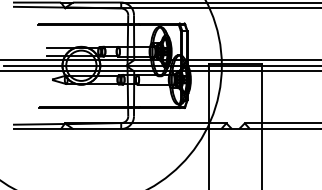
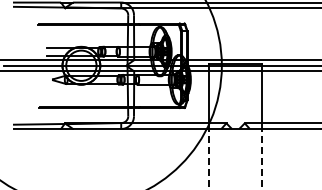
line: solid -> dashed (208, 158)
line: solid -> dashed (262, 158)
